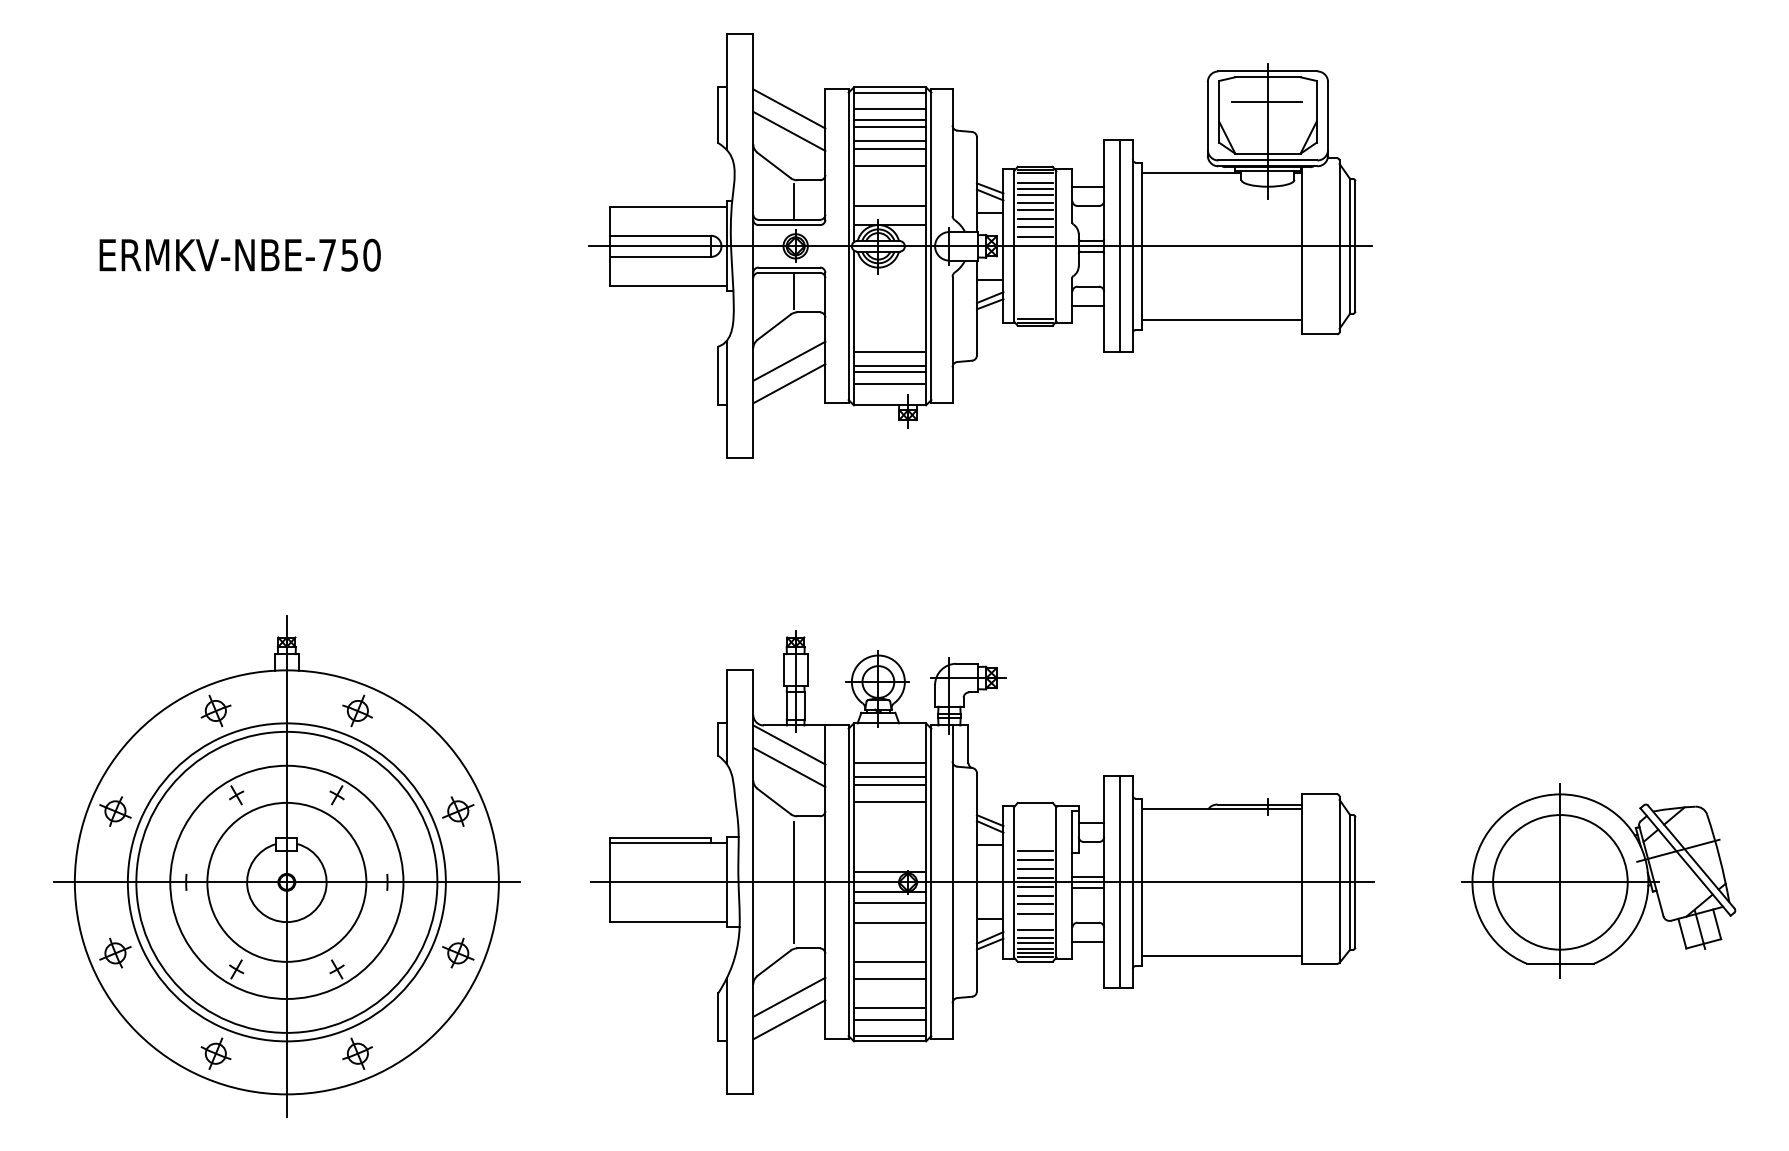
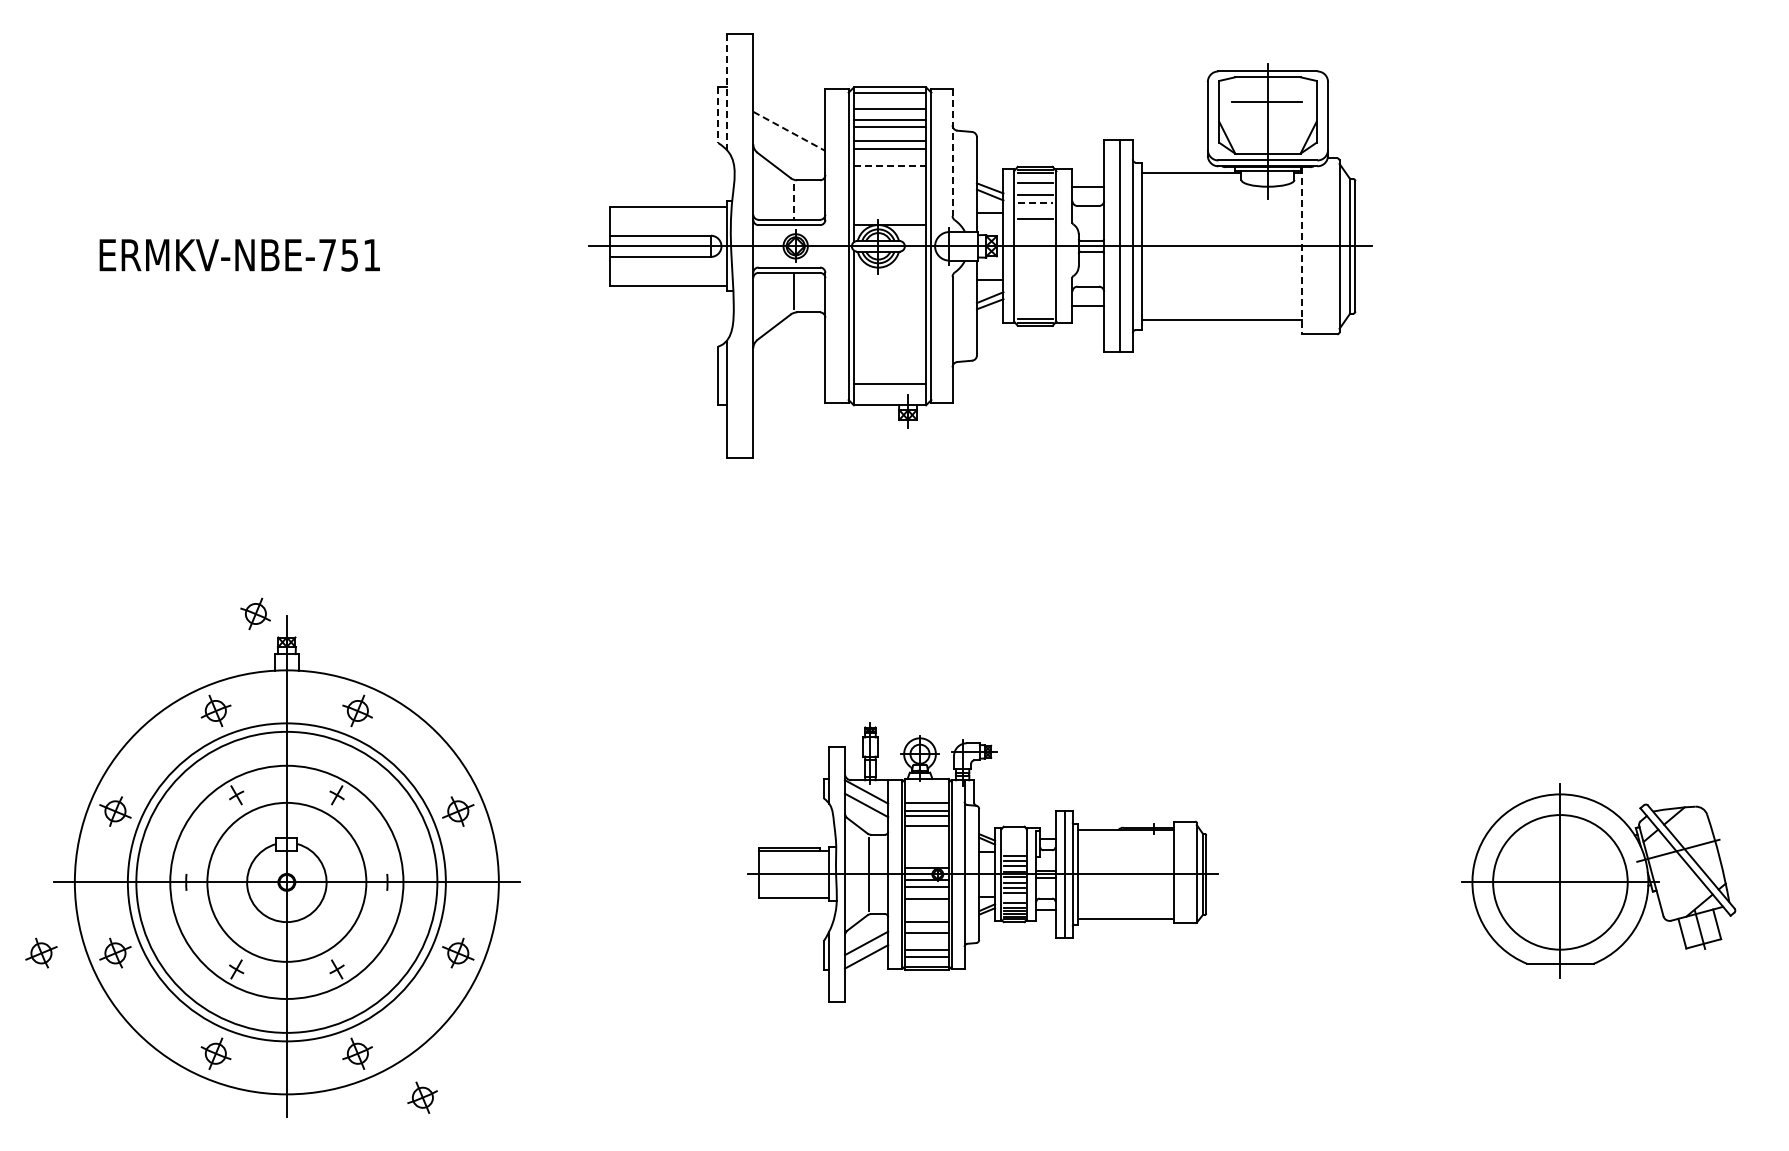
line: solid -> dashed (726, 92)
line: present -> none (789, 108)
line: solid -> dashed (718, 115)
line: solid -> dashed (789, 131)
line: solid -> dashed (952, 153)
line: solid -> dashed (890, 166)
line: present -> none (1034, 189)
line: solid -> dashed (793, 202)
line: solid -> dashed (1035, 202)
line: present -> none (890, 205)
line: present -> none (1034, 210)
line: present -> none (1034, 227)
line: present -> none (1034, 236)
line: solid -> dashed (1302, 250)
text: ERMKV-NBE-750 -> ERMKV-NBE-751 (371, 254)
line: present -> none (890, 351)
line: present -> none (789, 360)
line: present -> none (890, 365)
line: present -> none (890, 372)
line: present -> none (789, 383)
part: none -> present (255, 613)
part size: 785x465 px -> 472x281 px (982, 862)
part: none -> present (41, 952)
part: none -> present (422, 1097)
